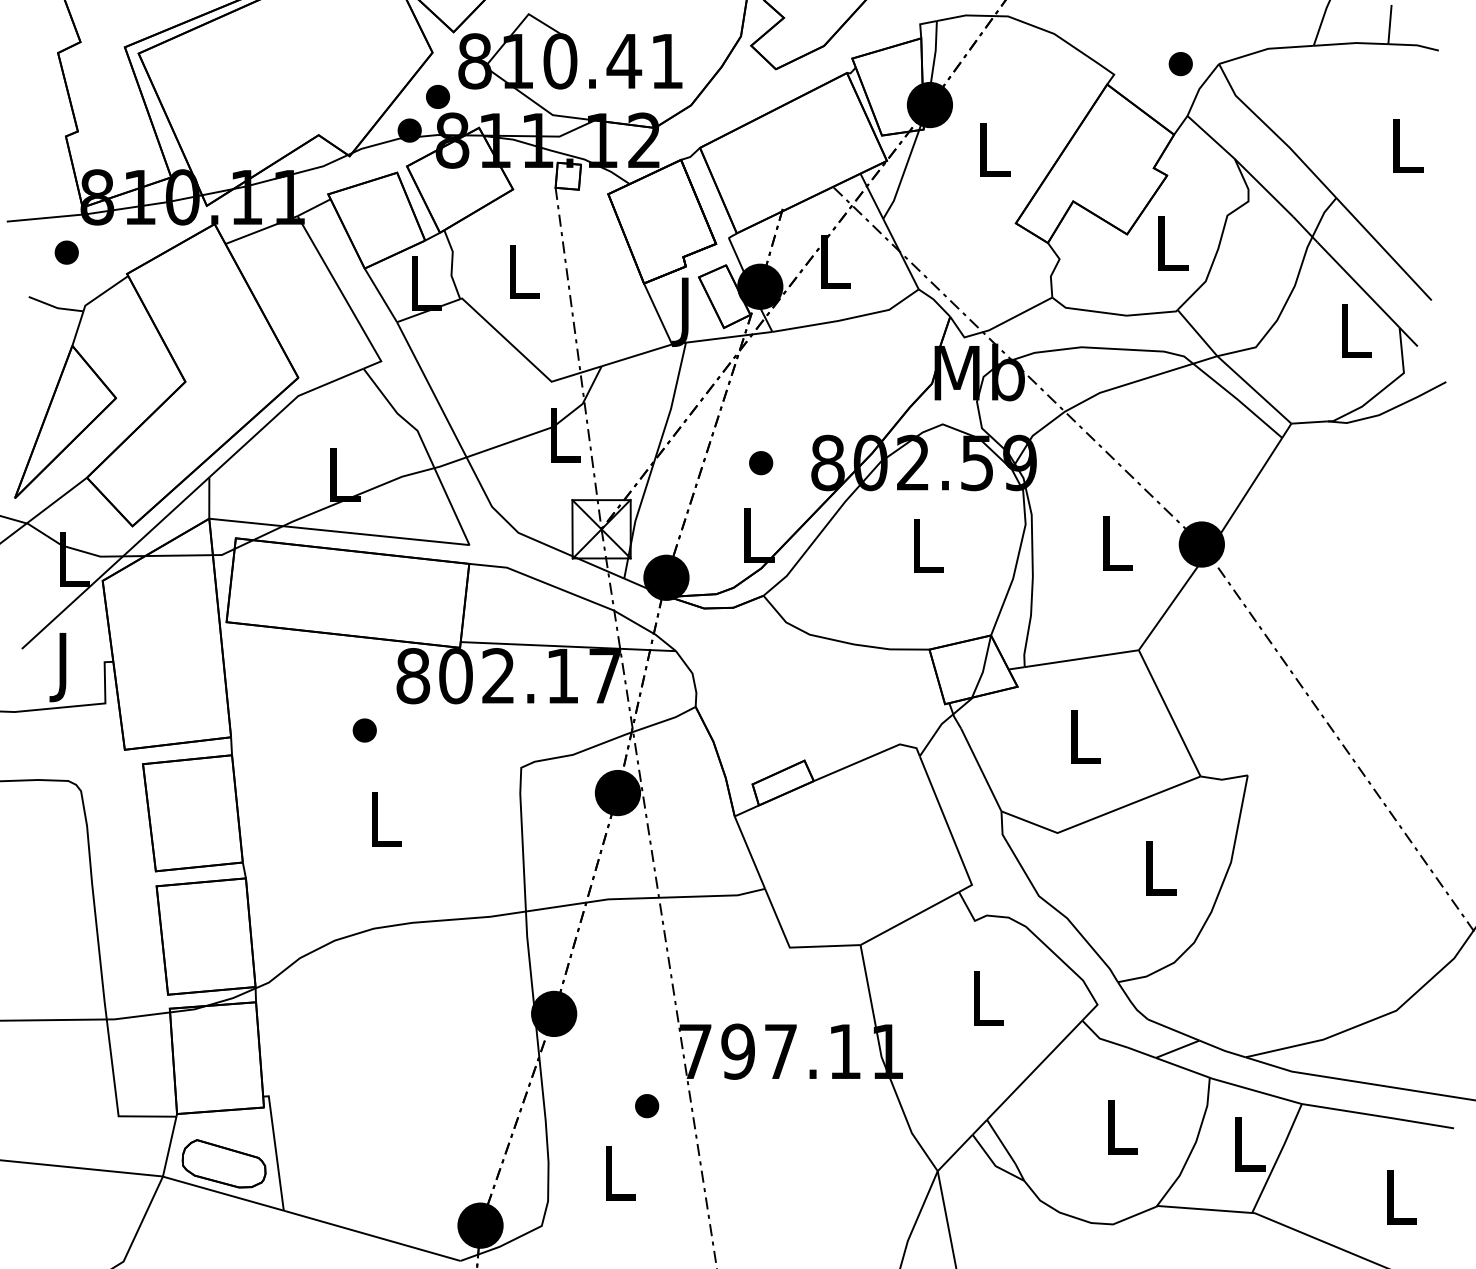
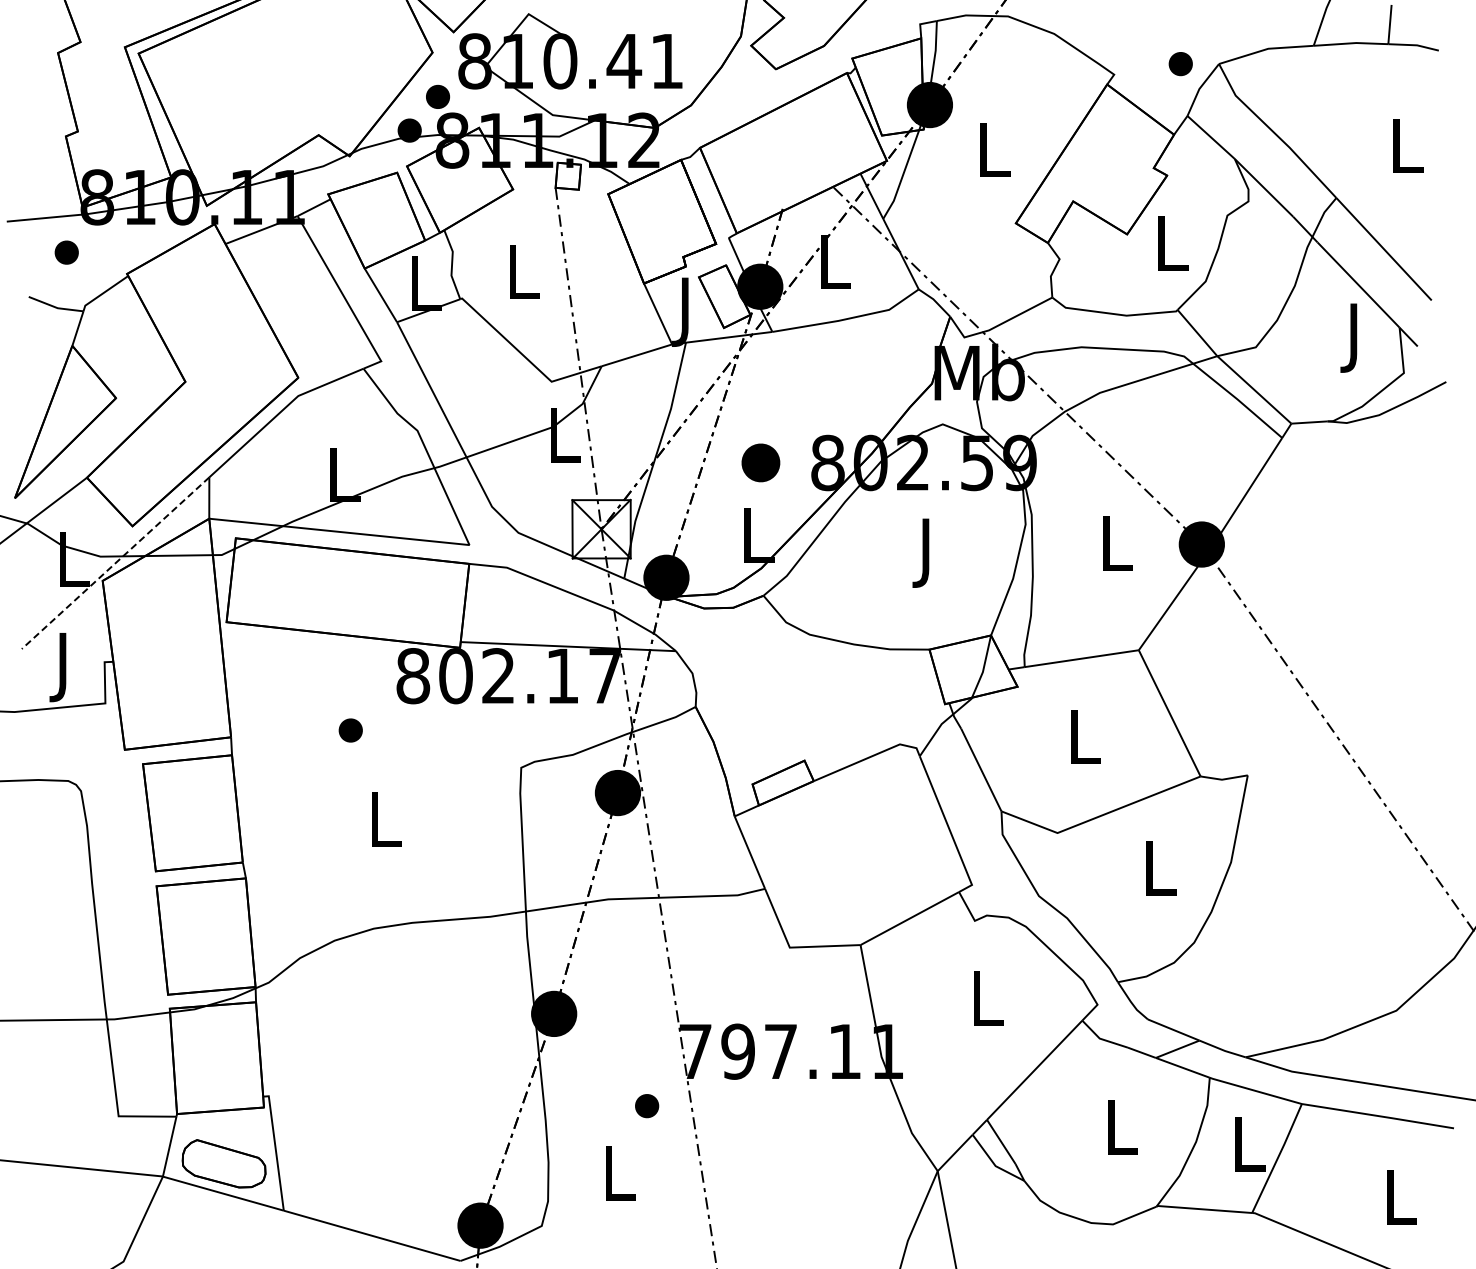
text: L -> J (1355, 337)
part size: 25x25 px -> 40x40 px (760, 462)
text: L -> J (927, 552)
line: solid -> dashed (115, 563)
part position: (364, 730) -> (350, 730) (350, 730)
